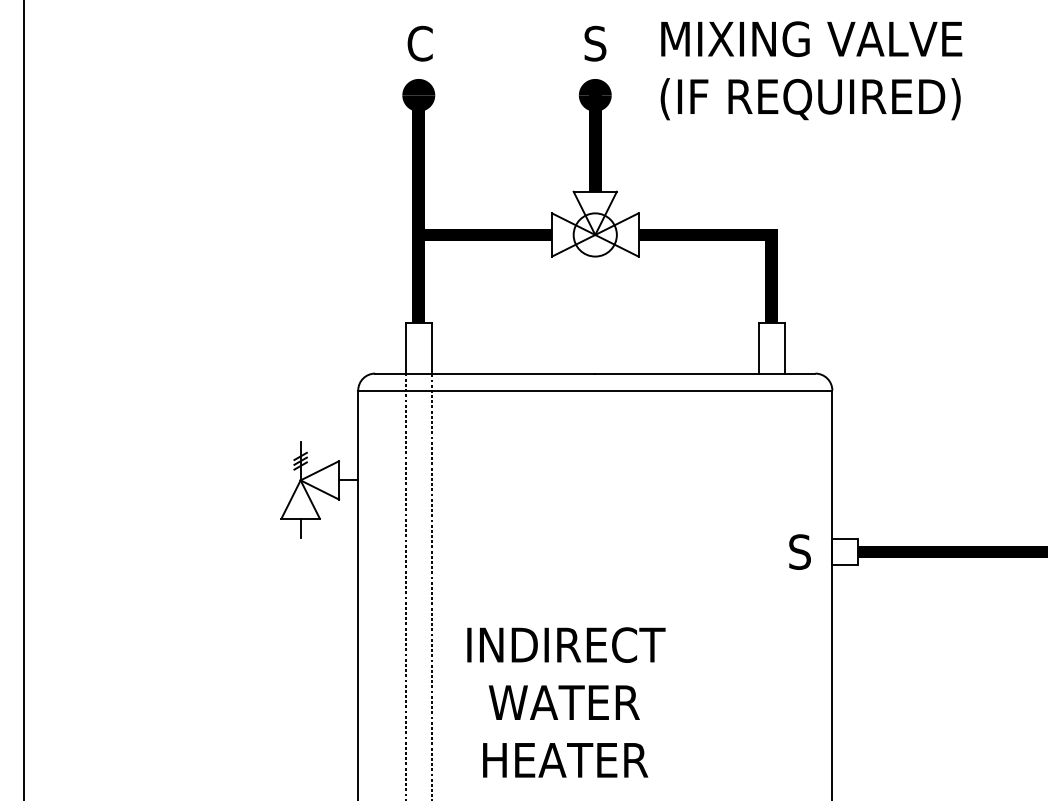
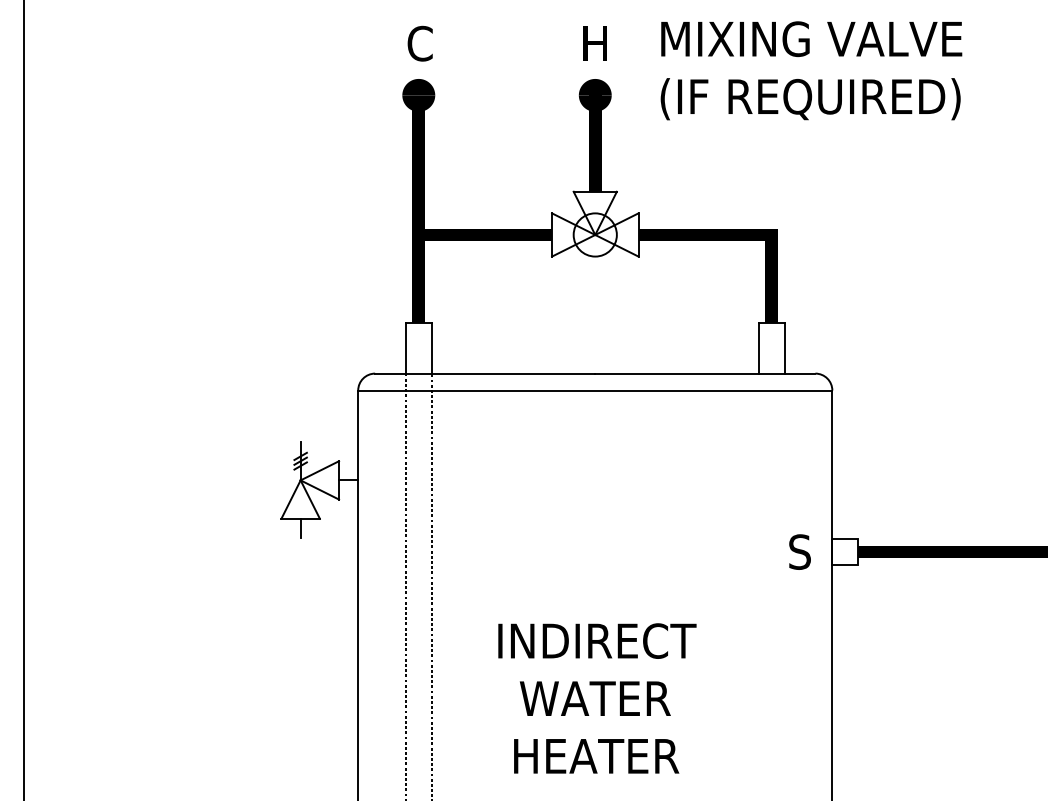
text: S -> H (594, 43)
text position: (566, 702) -> (597, 698) (597, 698)
